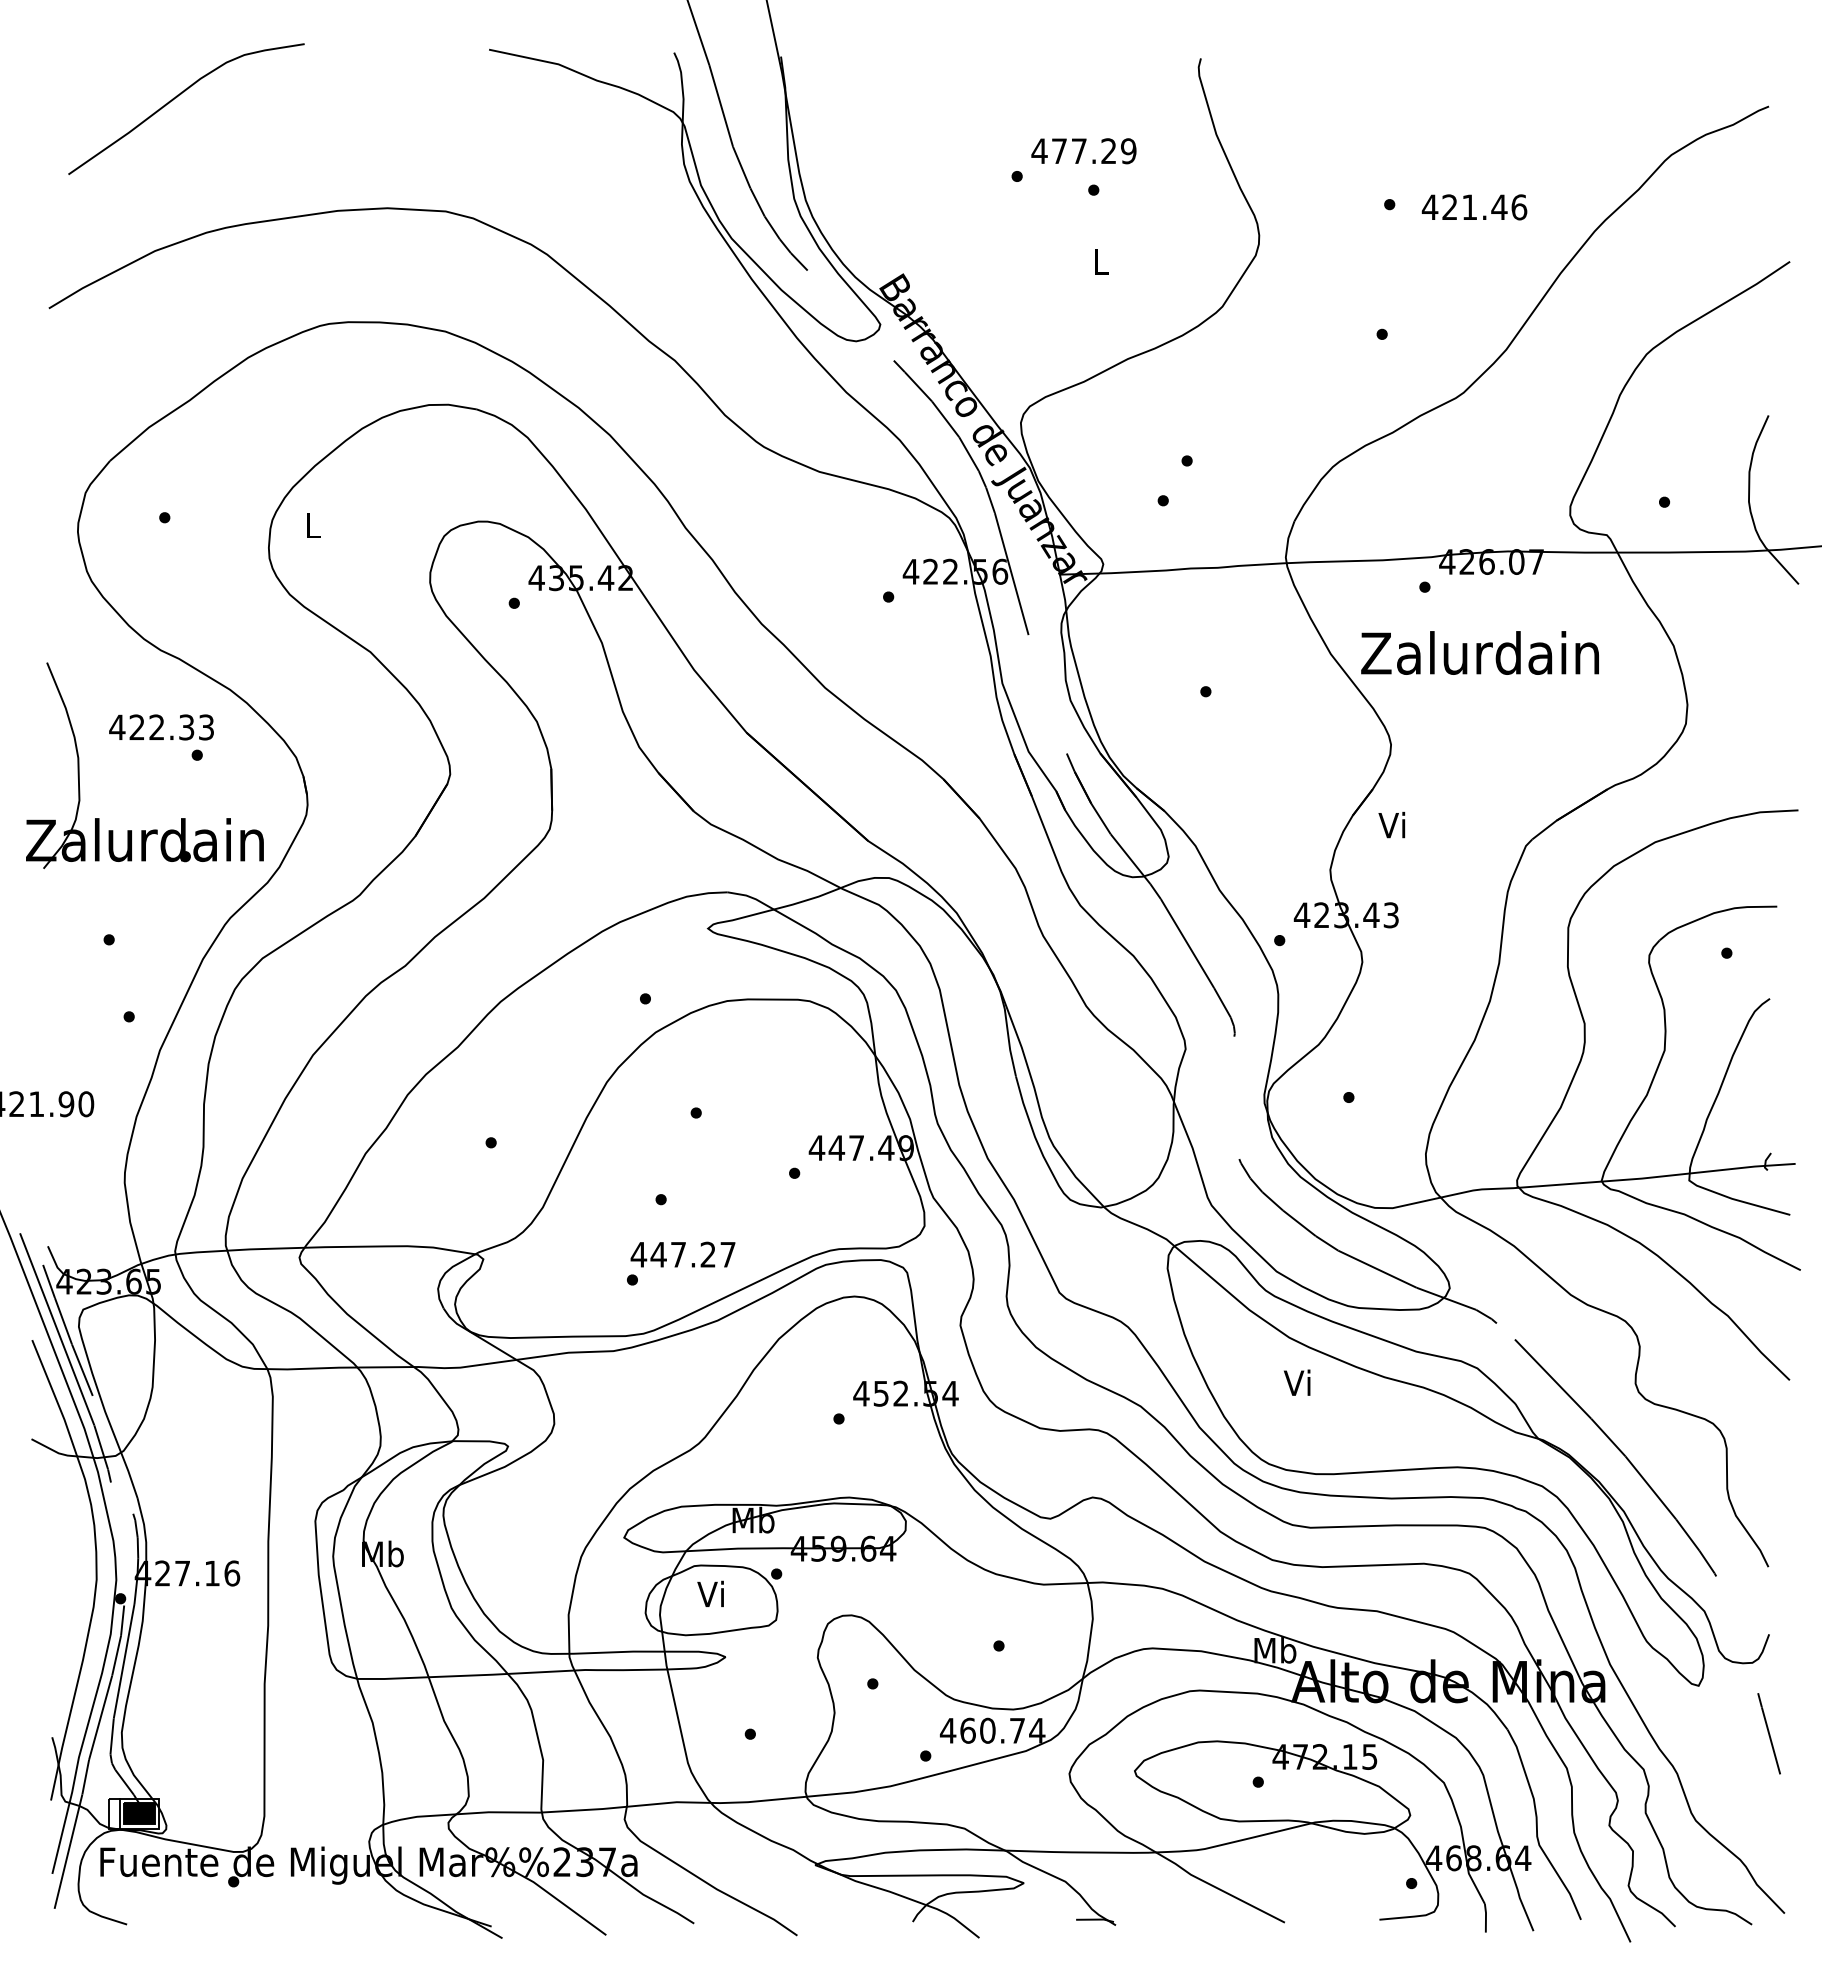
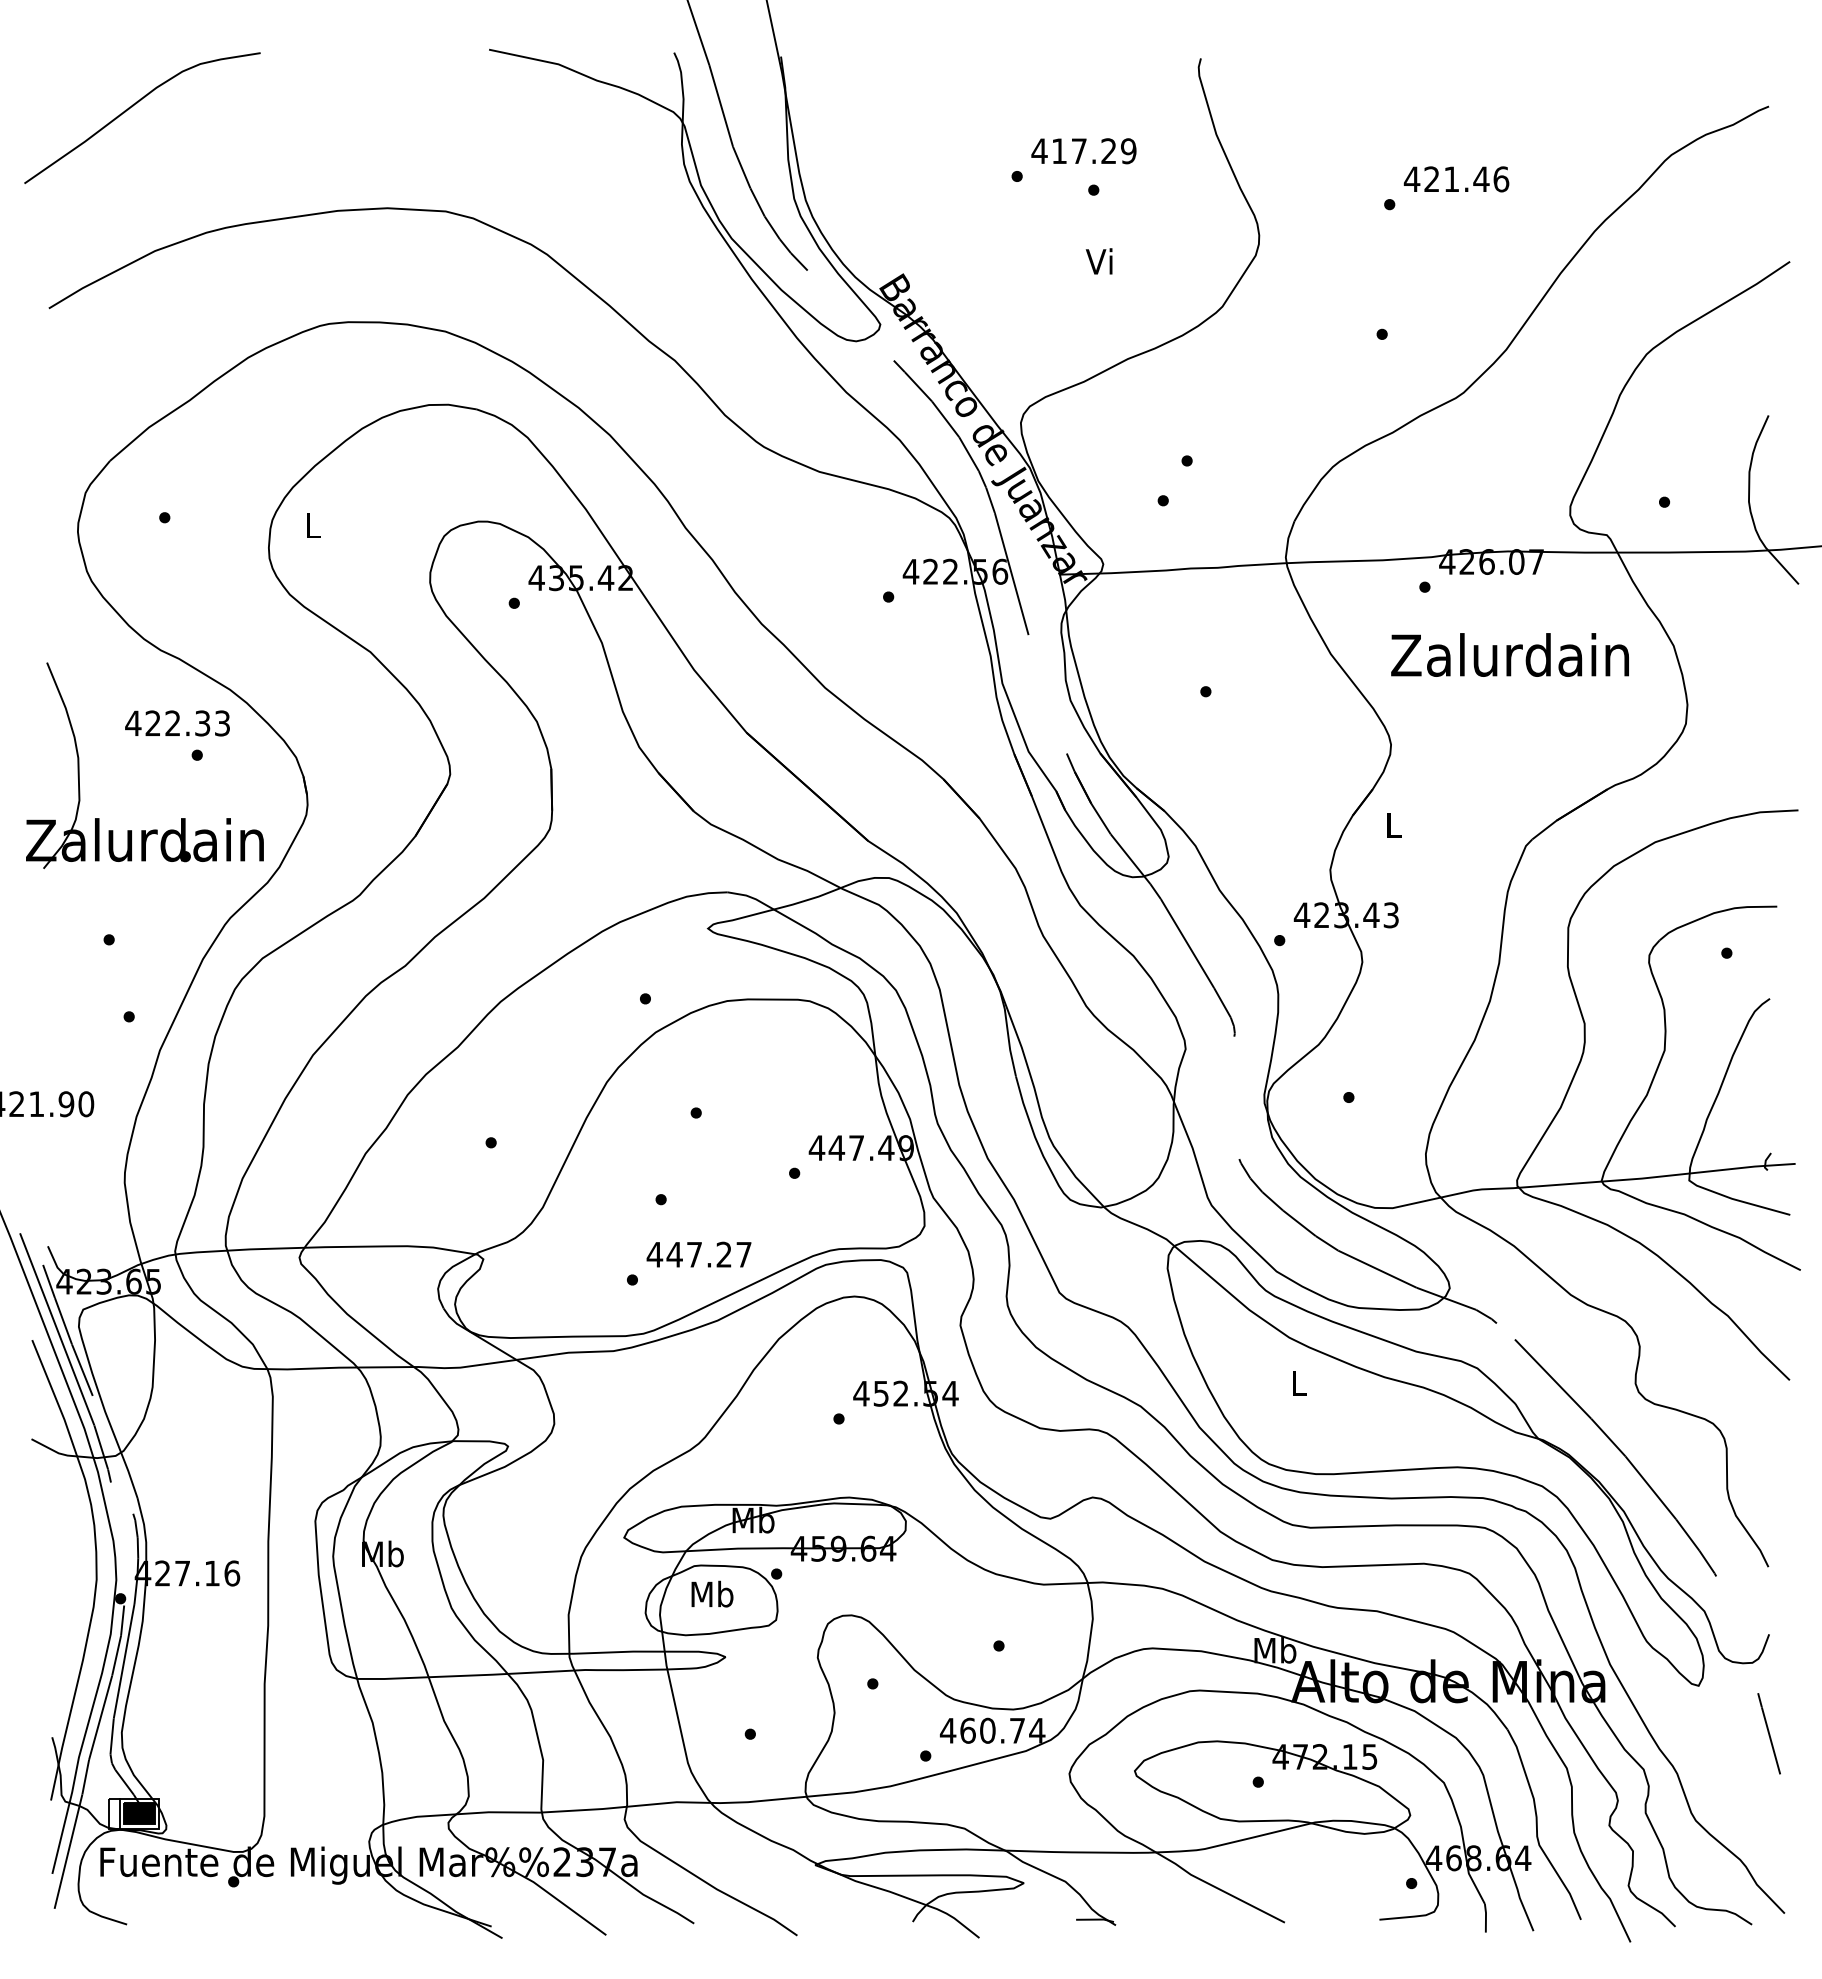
curve position: (176, 98) -> (132, 107) (132, 107)
text: 477.29 -> 417.29 (1059, 150)
text position: (1474, 207) -> (1456, 179) (1456, 179)
text: L -> Vi (1098, 261)
text position: (1479, 652) -> (1509, 654) (1509, 654)
text position: (161, 727) -> (177, 723) (177, 723)
text: Vi -> L (1391, 824)
text position: (682, 1254) -> (698, 1254) (698, 1254)
text: Vi -> L (1296, 1382)
text: Vi -> Mb (712, 1593)
